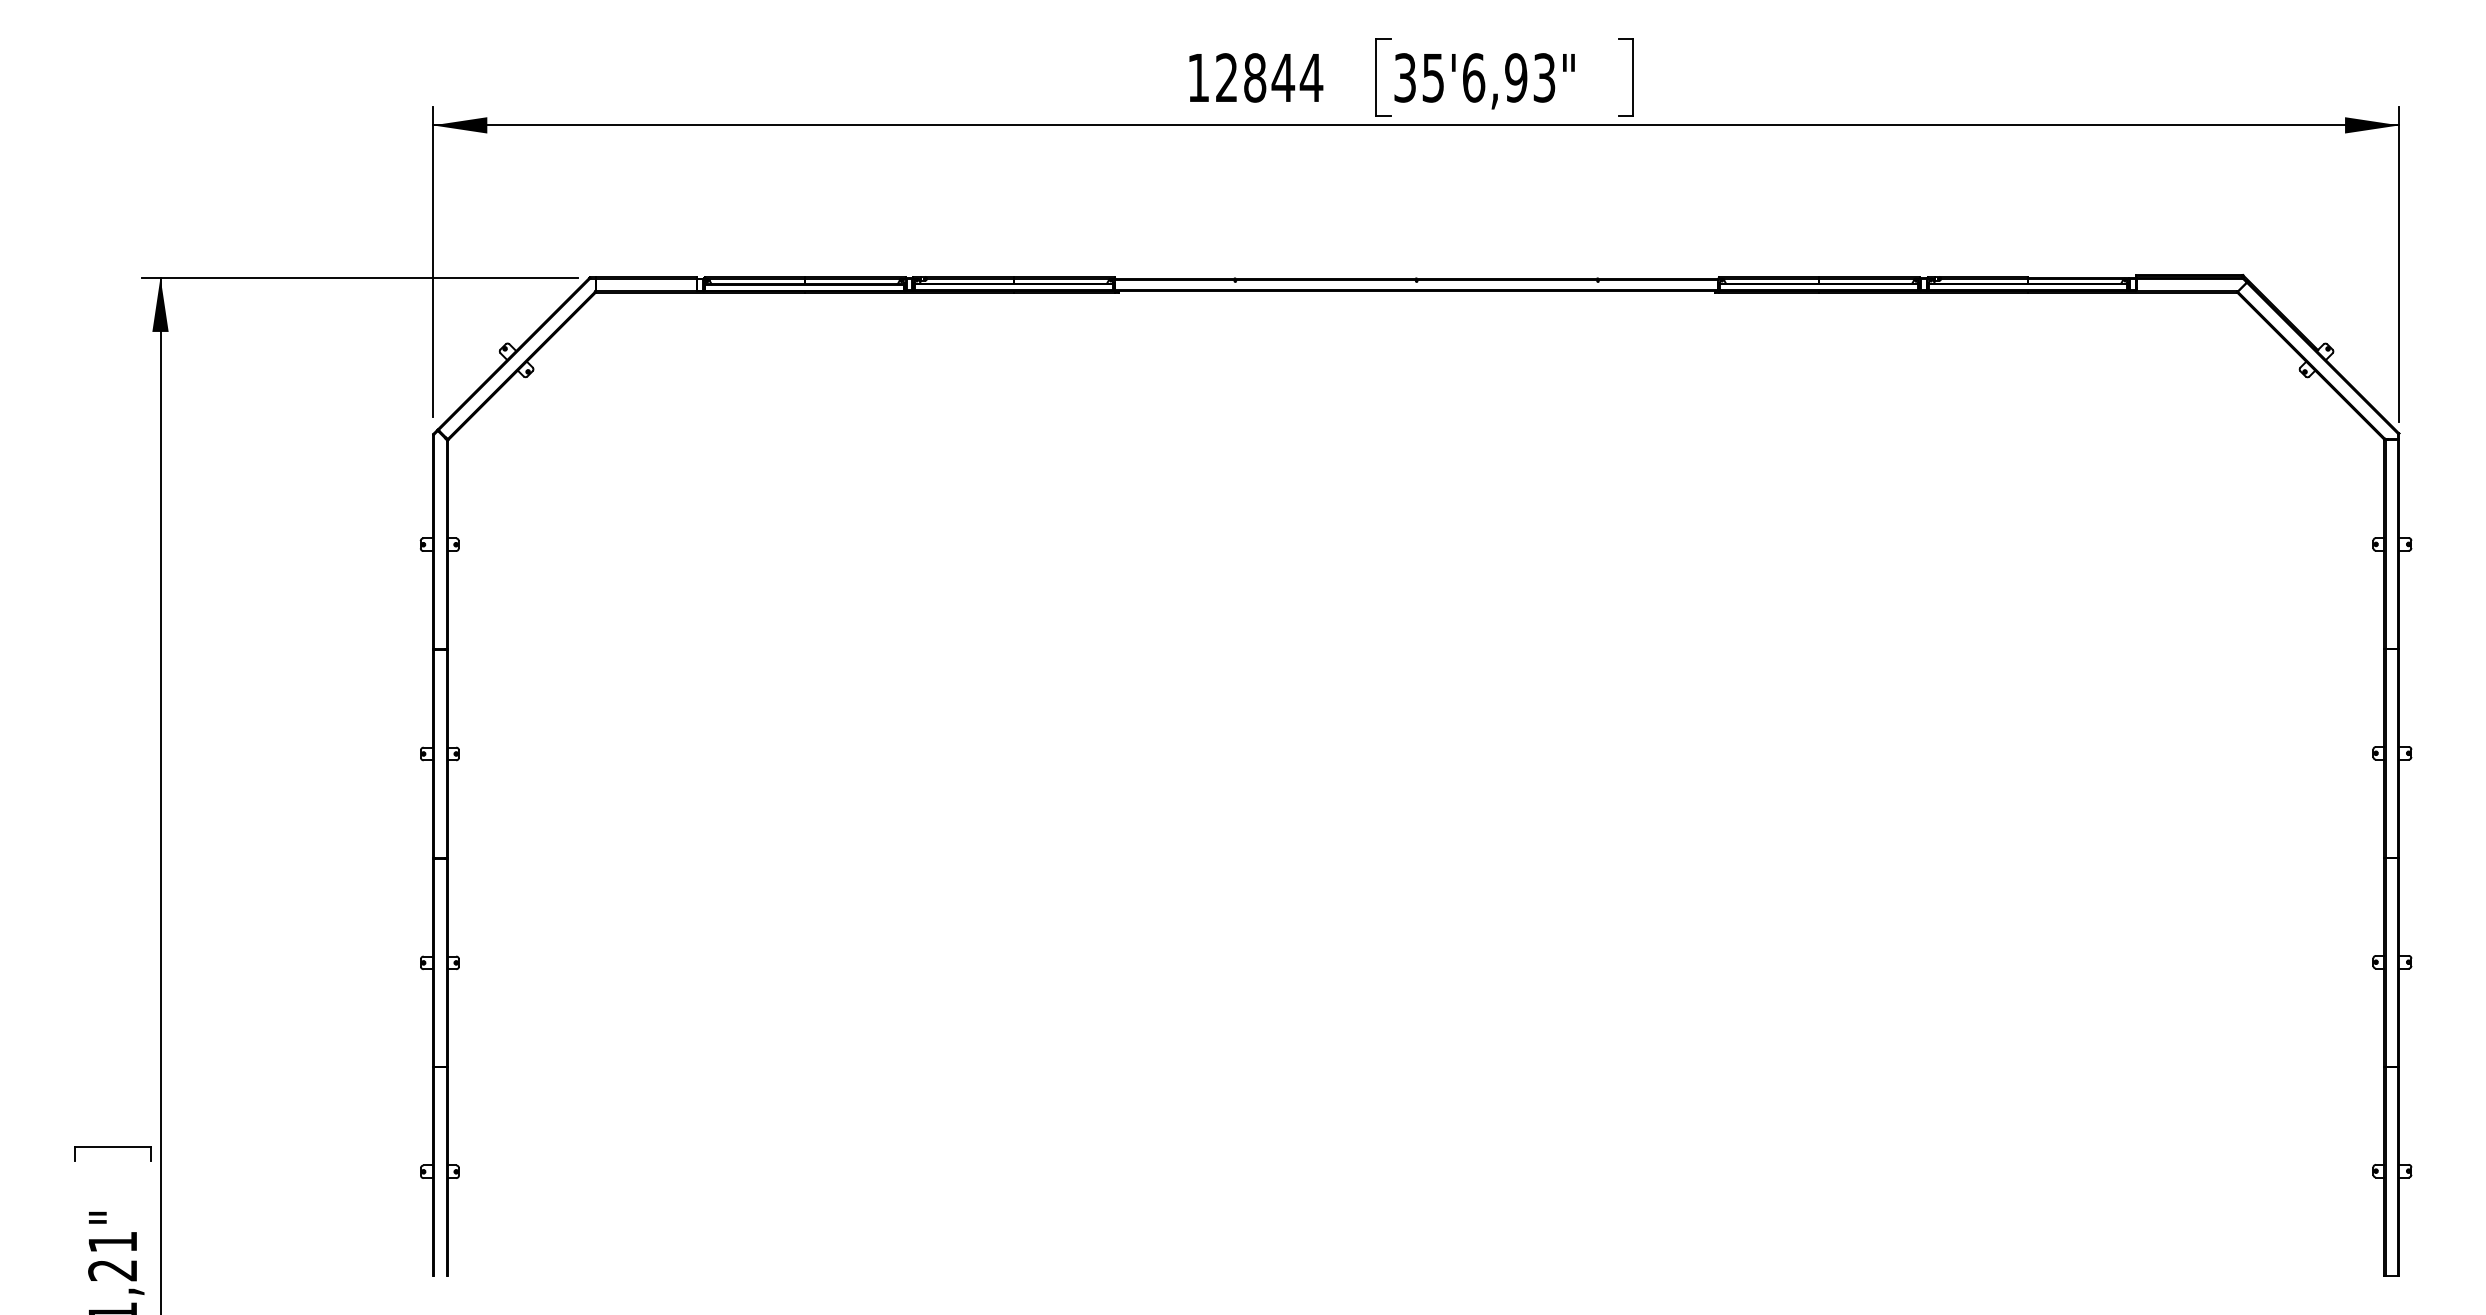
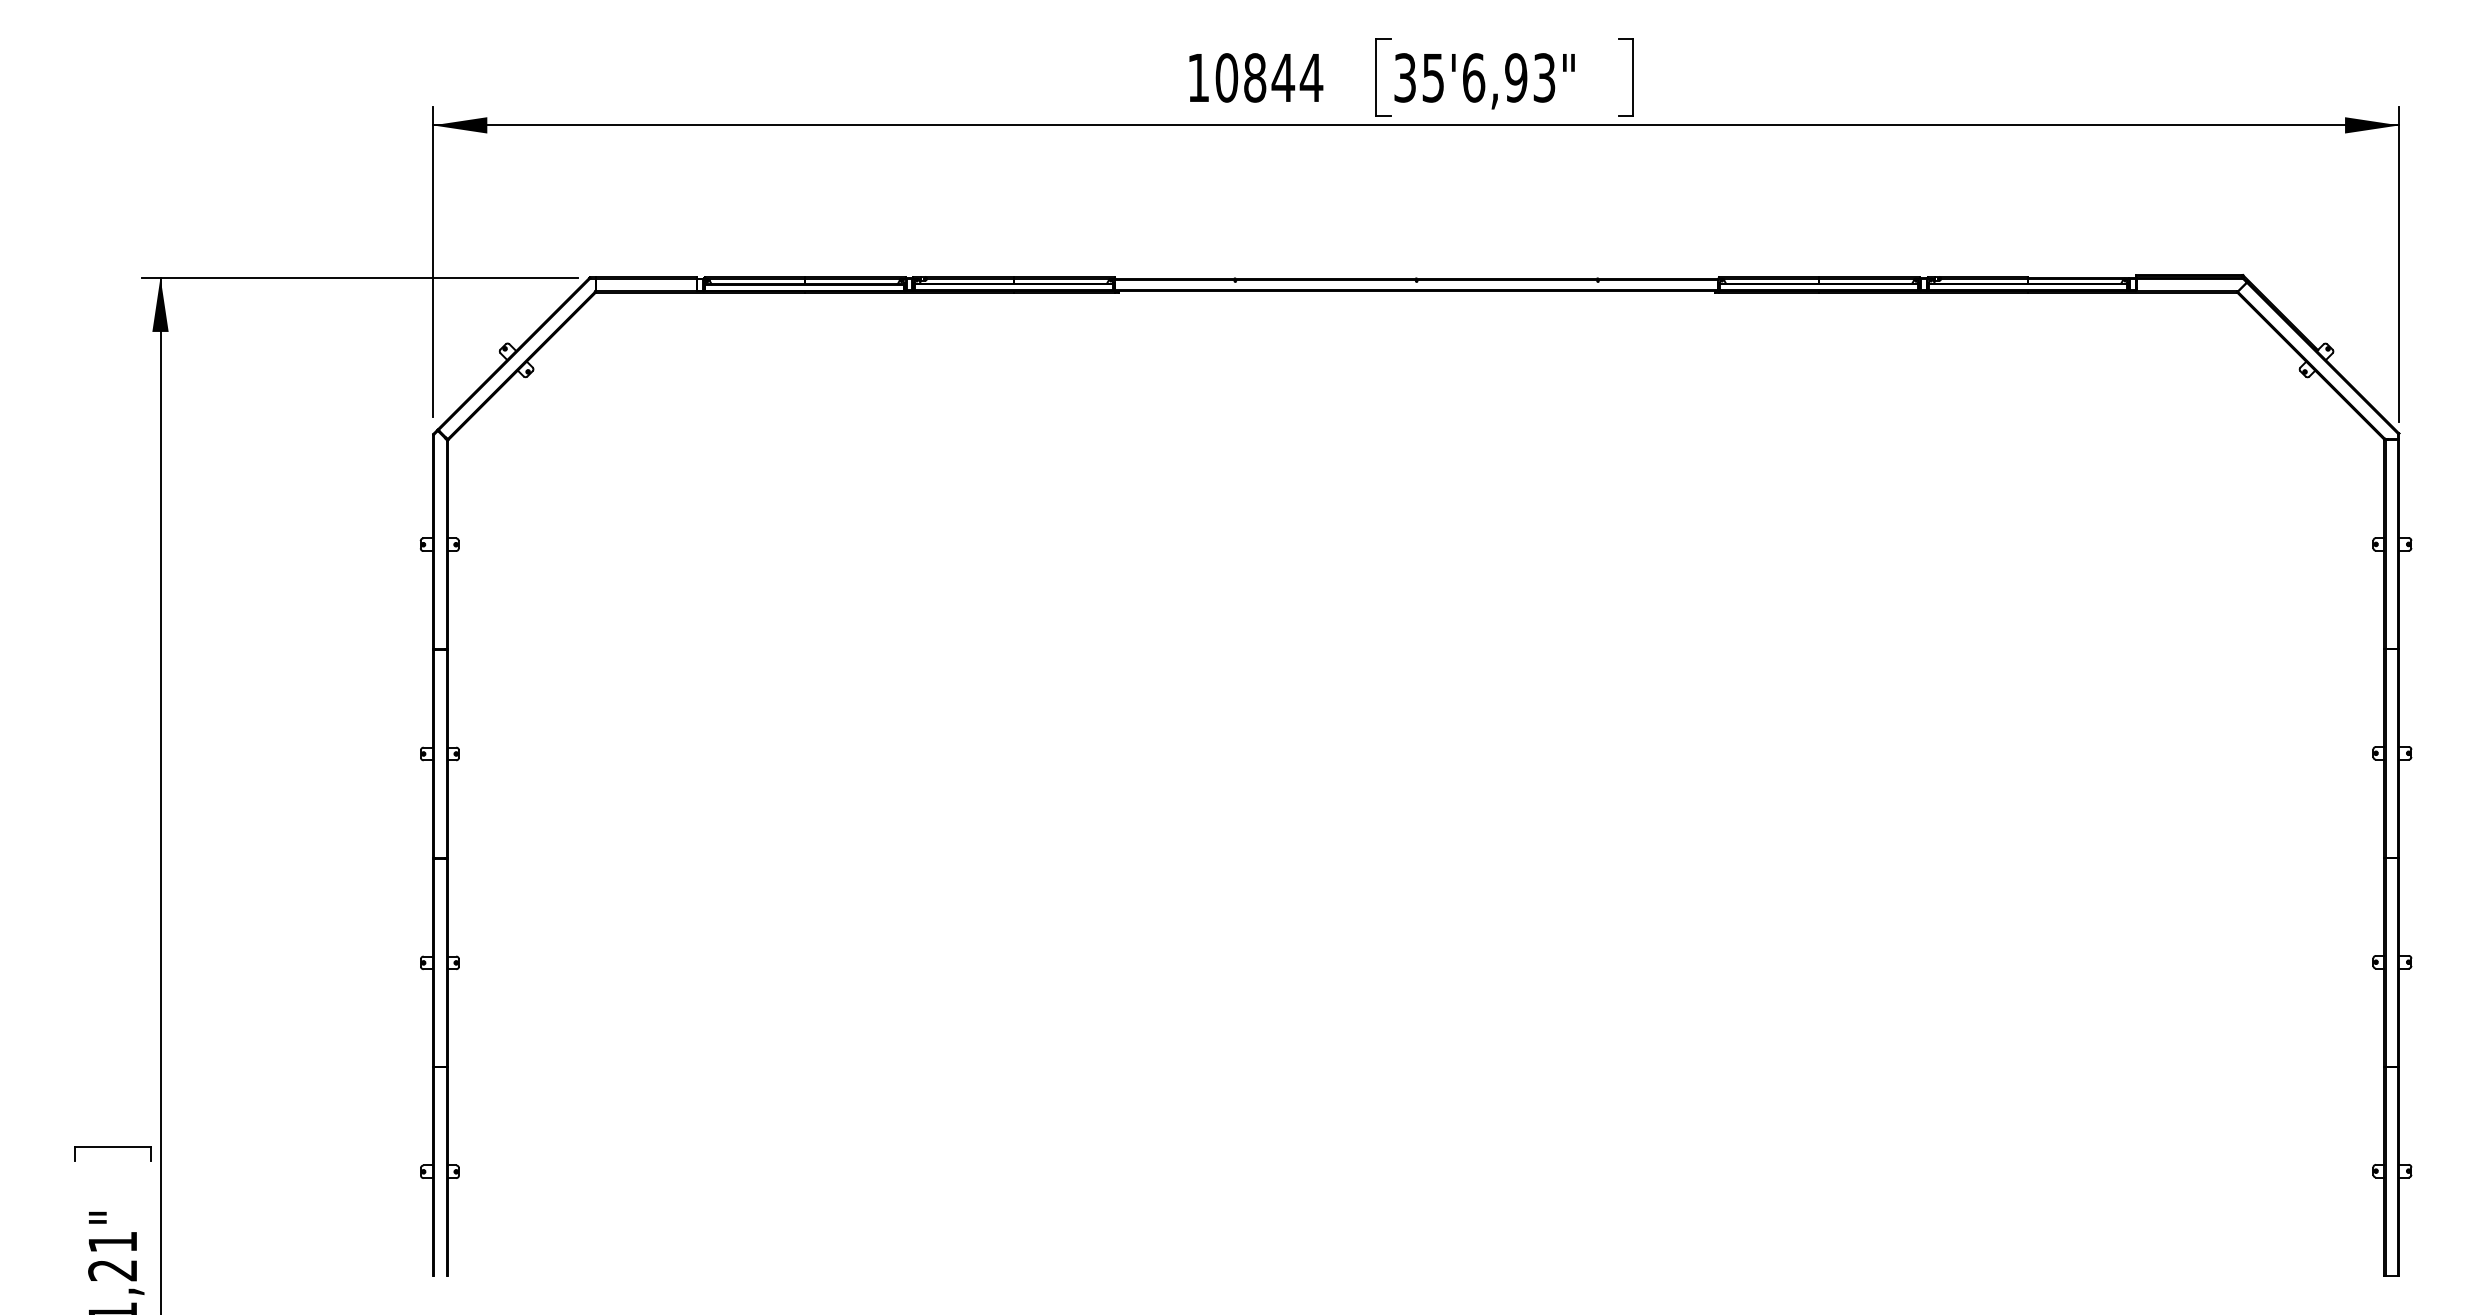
text: 12844 -> 10844 (1226, 77)
